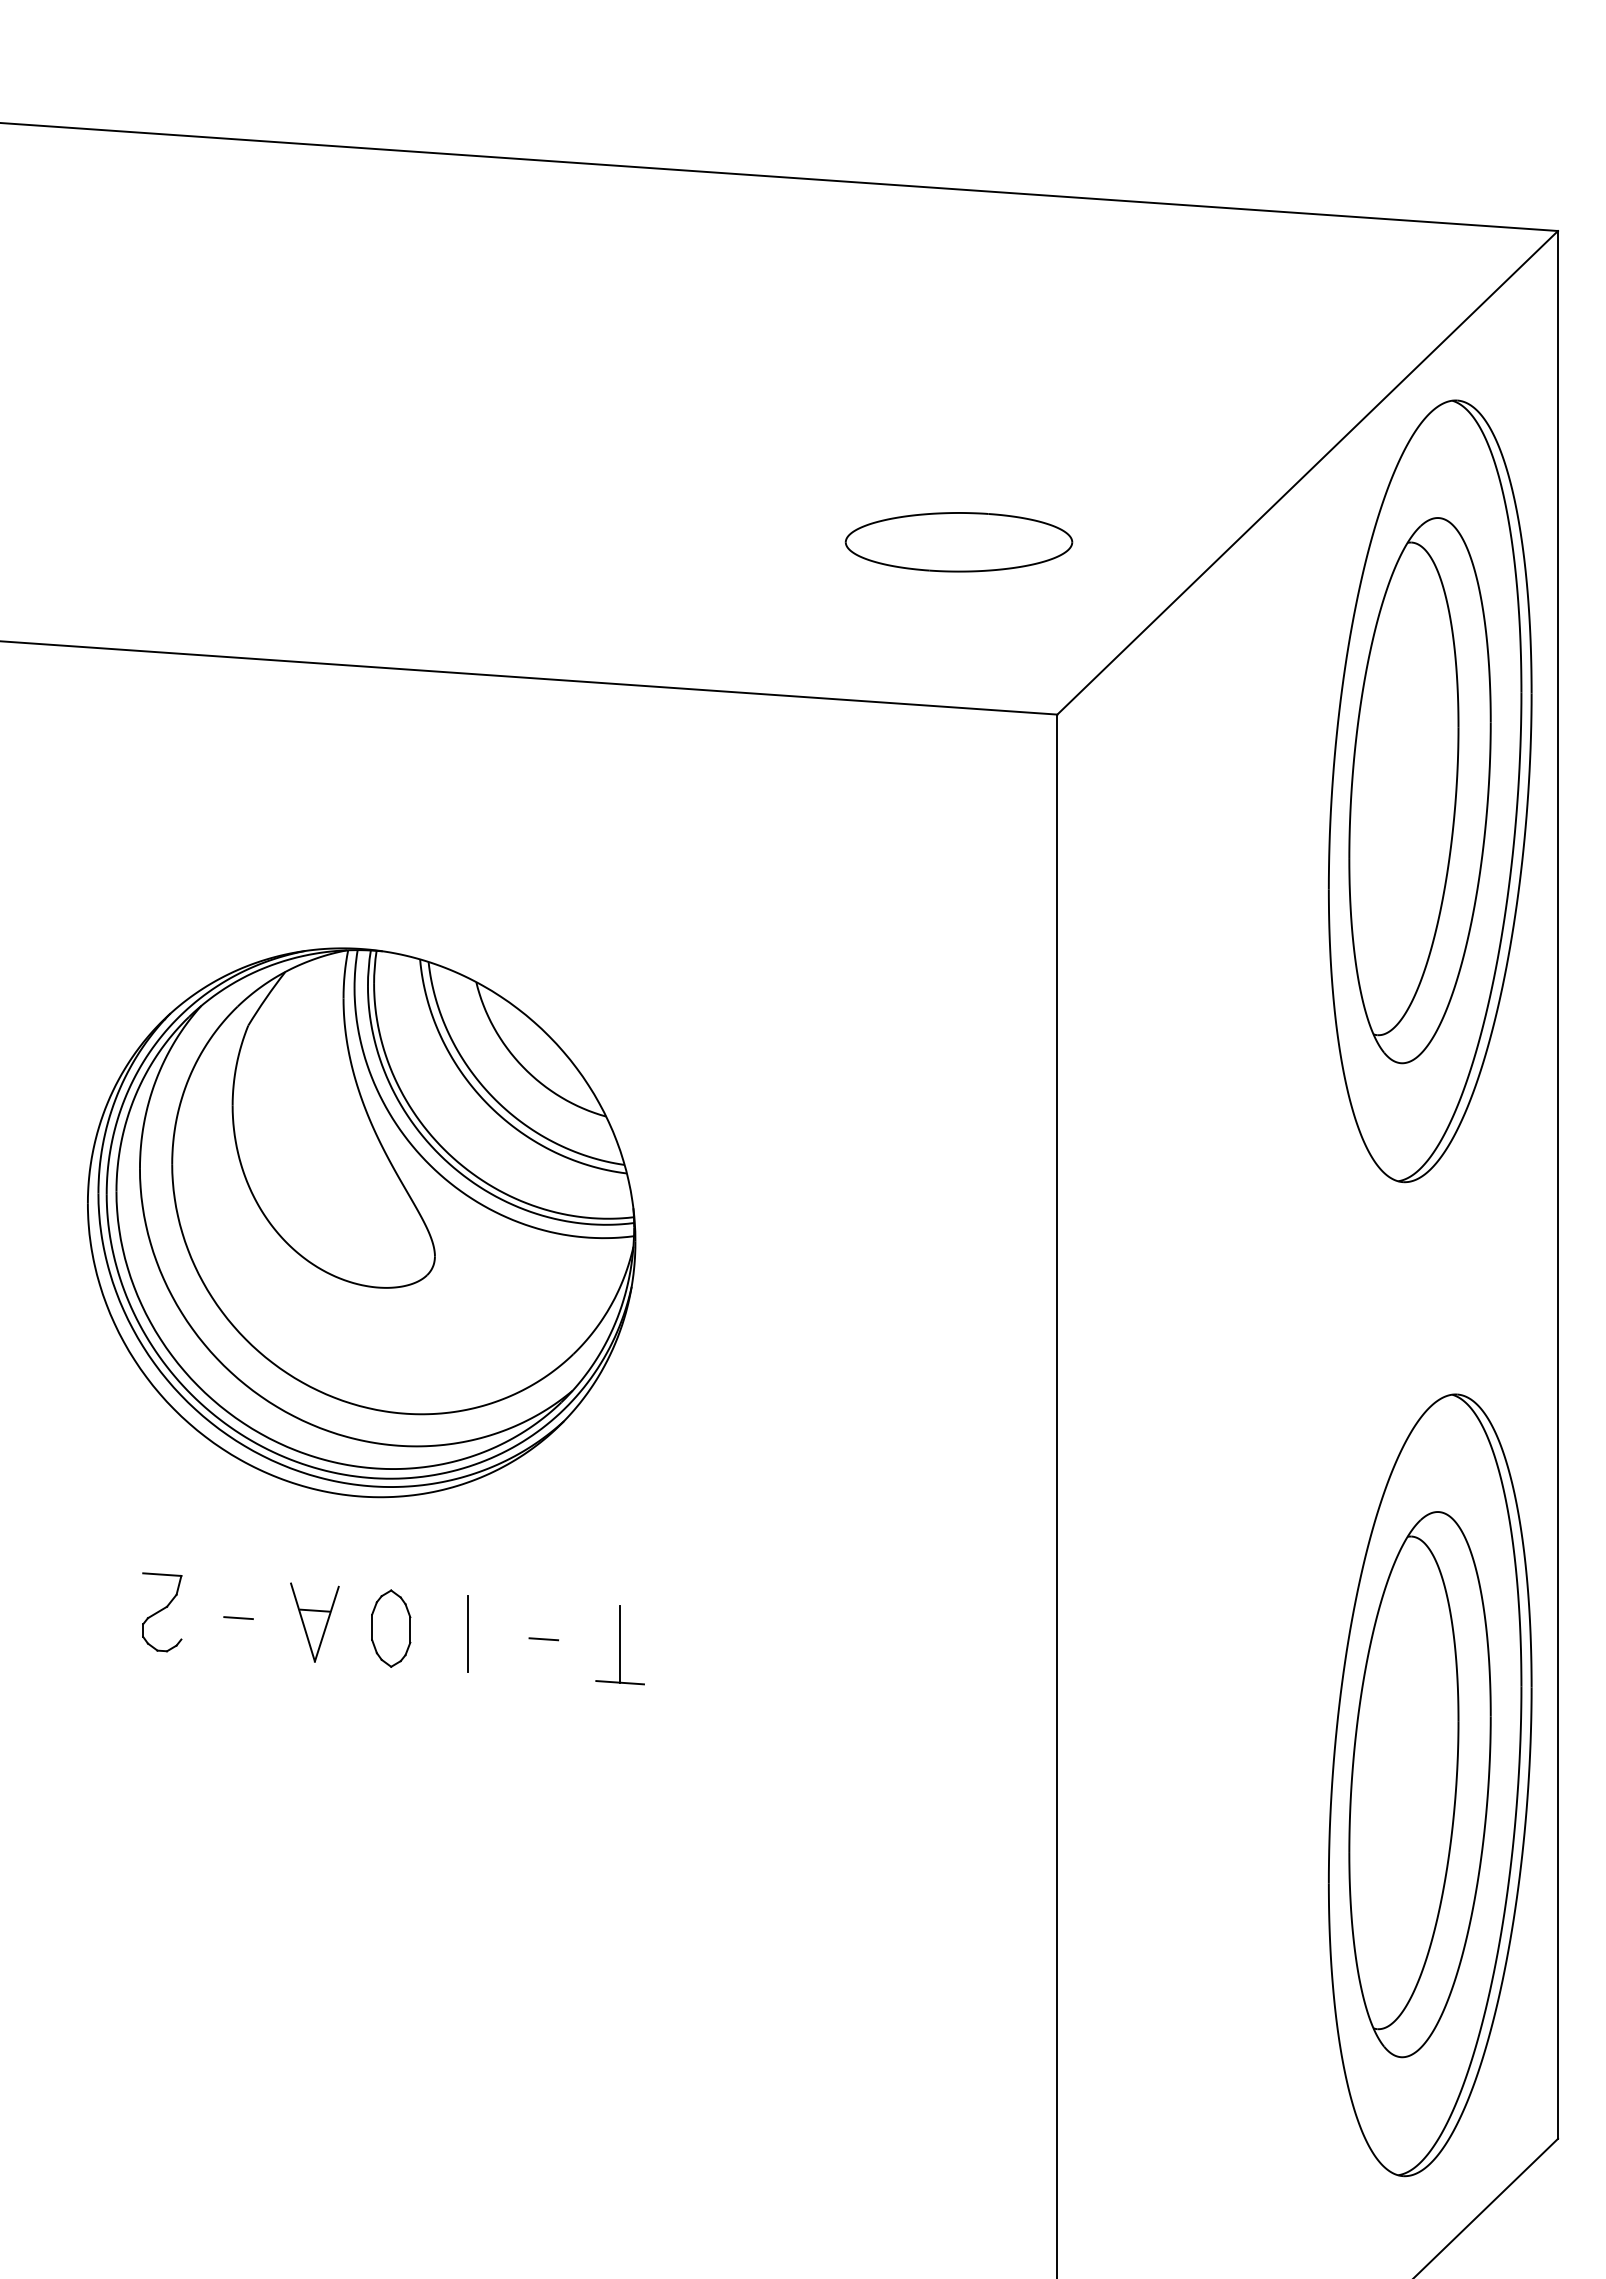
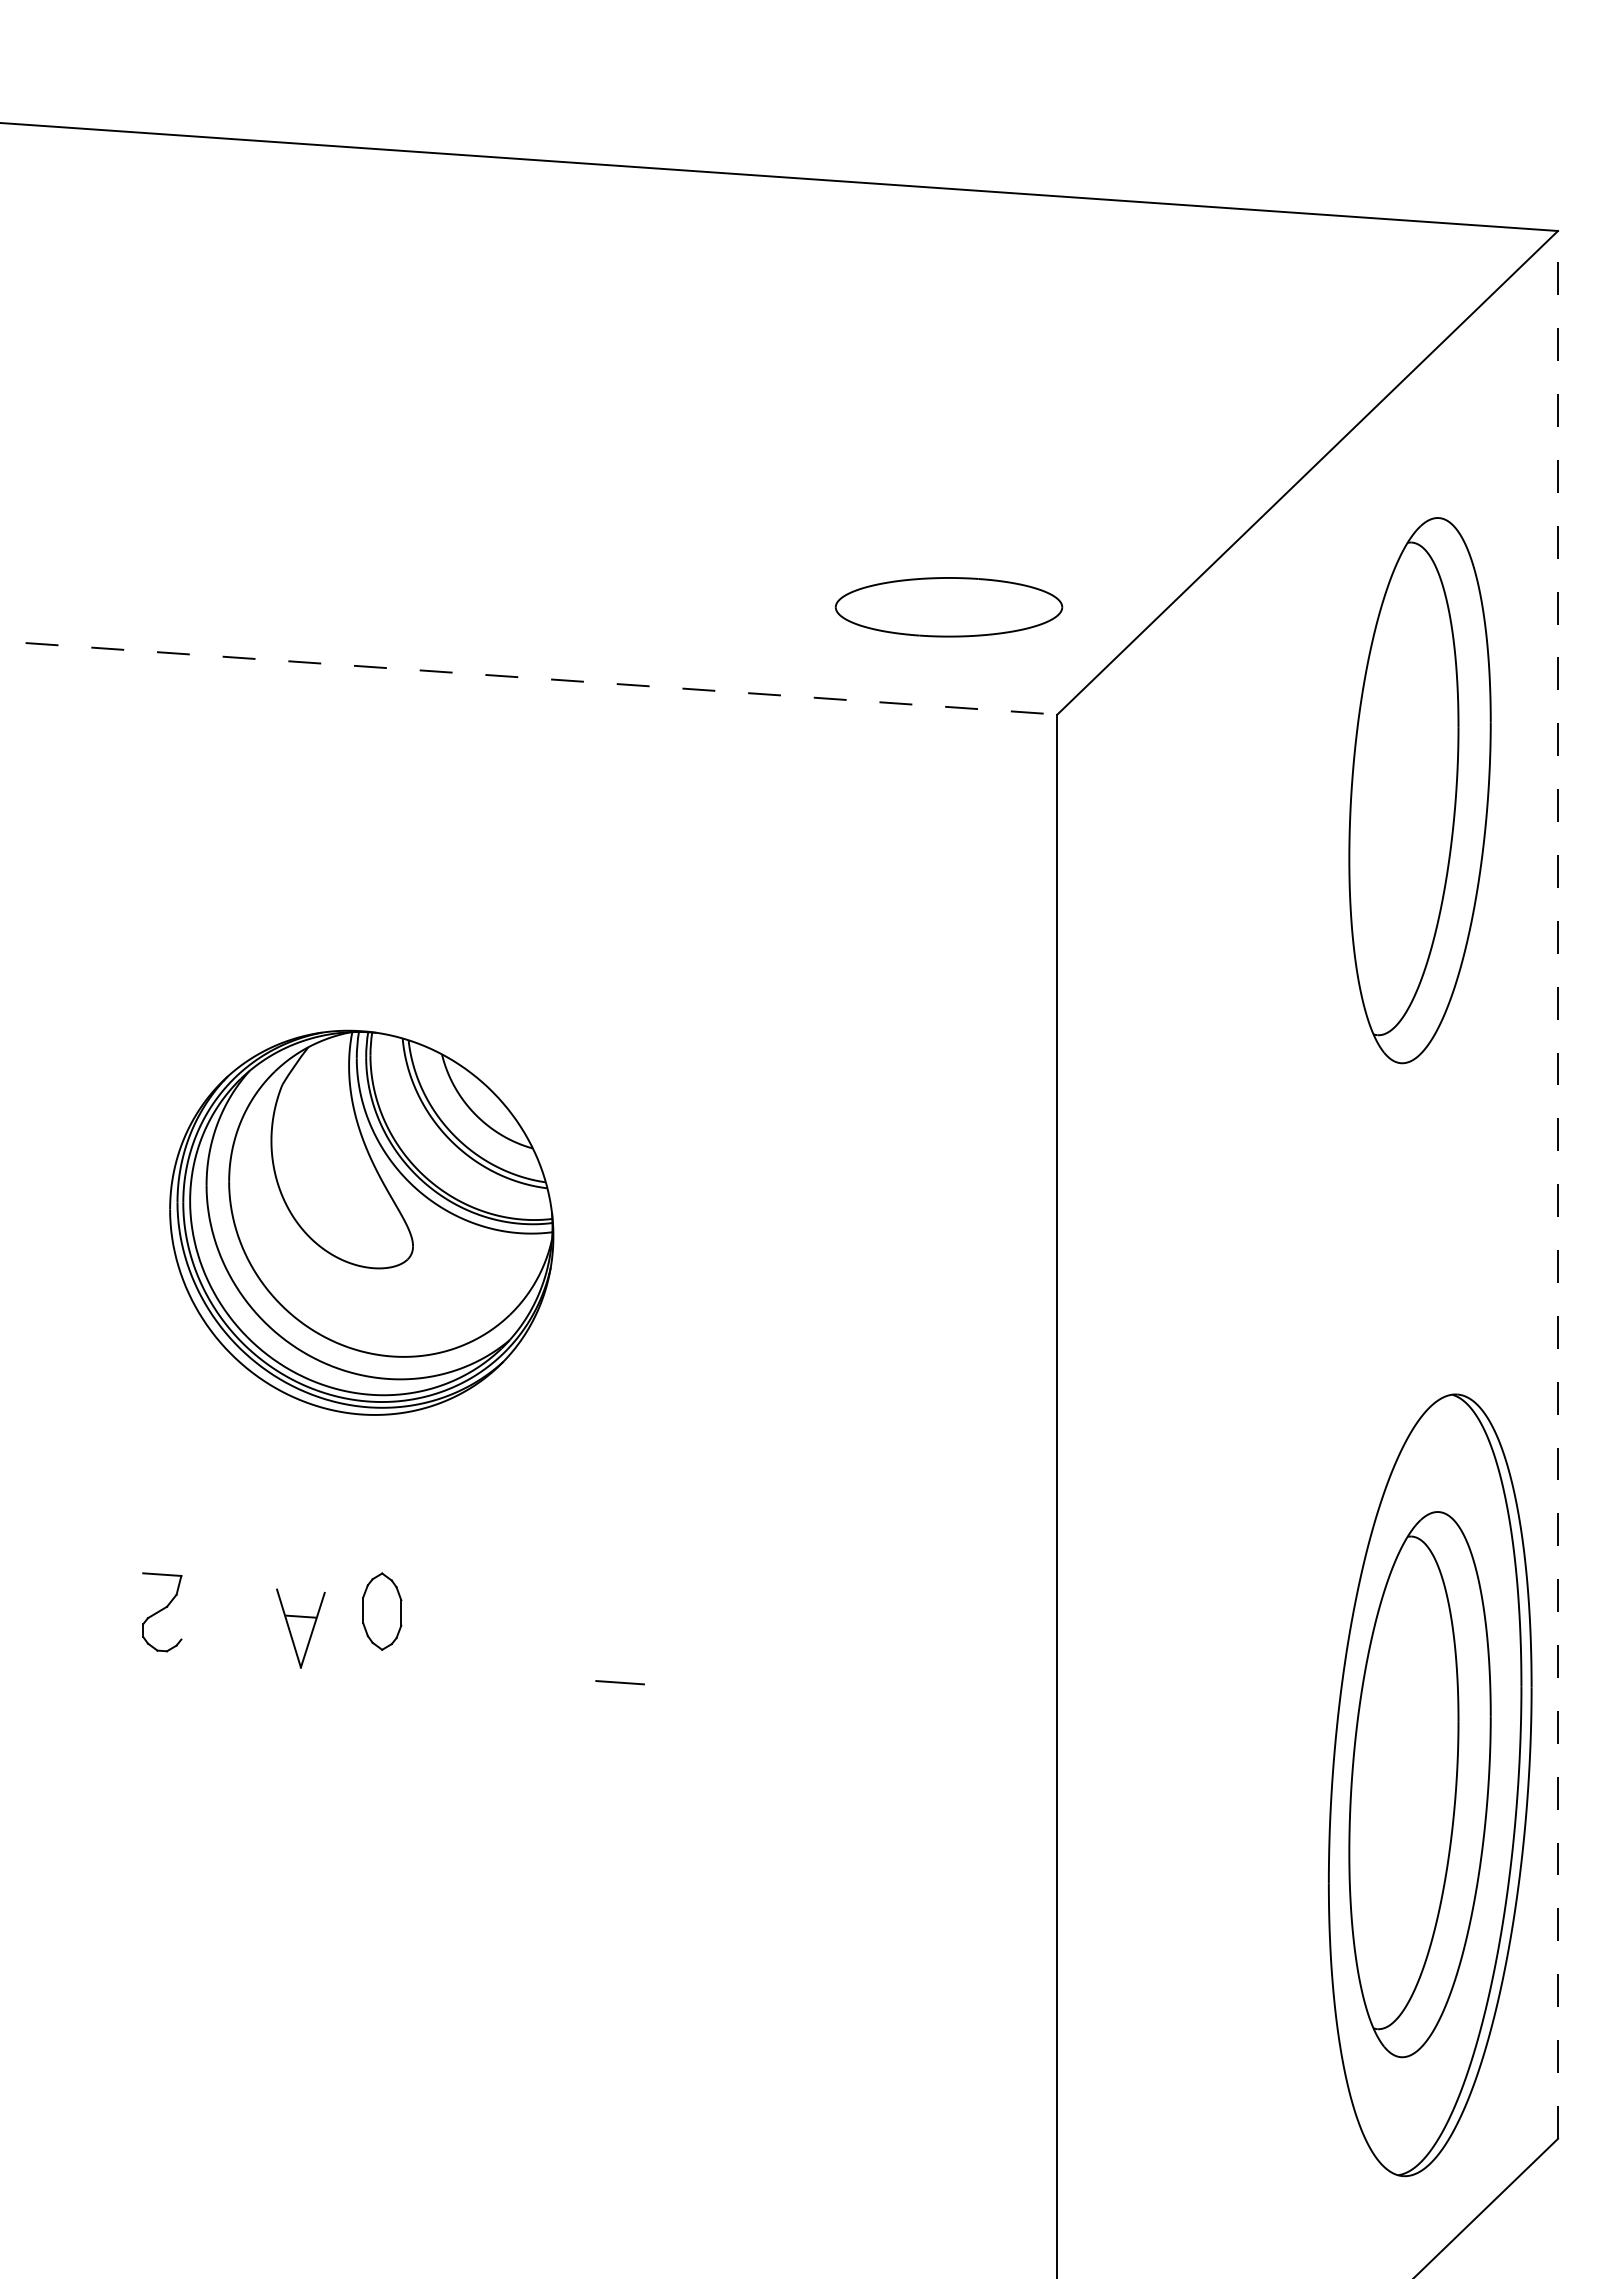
part position: (958, 542) -> (948, 607) (948, 607)
line: solid -> dashed (529, 678)
part: present -> none (1430, 791)
line: solid -> dashed (1558, 1184)
part size: 550x552 px -> 386x387 px (361, 1222)
line: present -> none (238, 1617)
part position: (314, 1622) -> (300, 1628) (300, 1628)
part position: (391, 1628) -> (382, 1611) (382, 1611)
line: present -> none (467, 1633)
line: present -> none (543, 1639)
line: present -> none (620, 1644)
